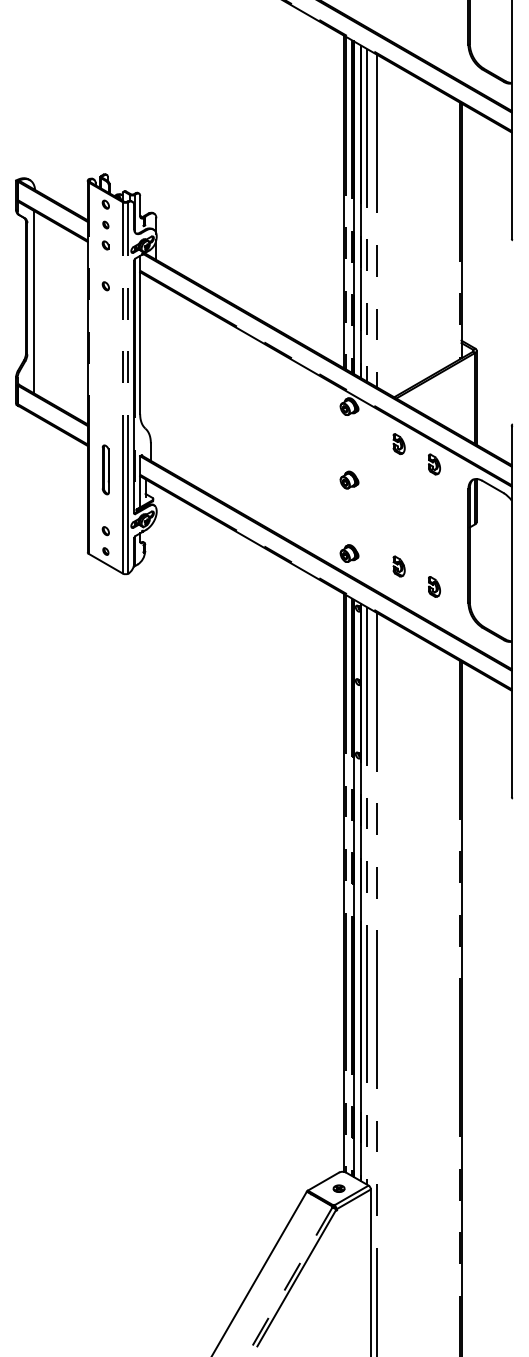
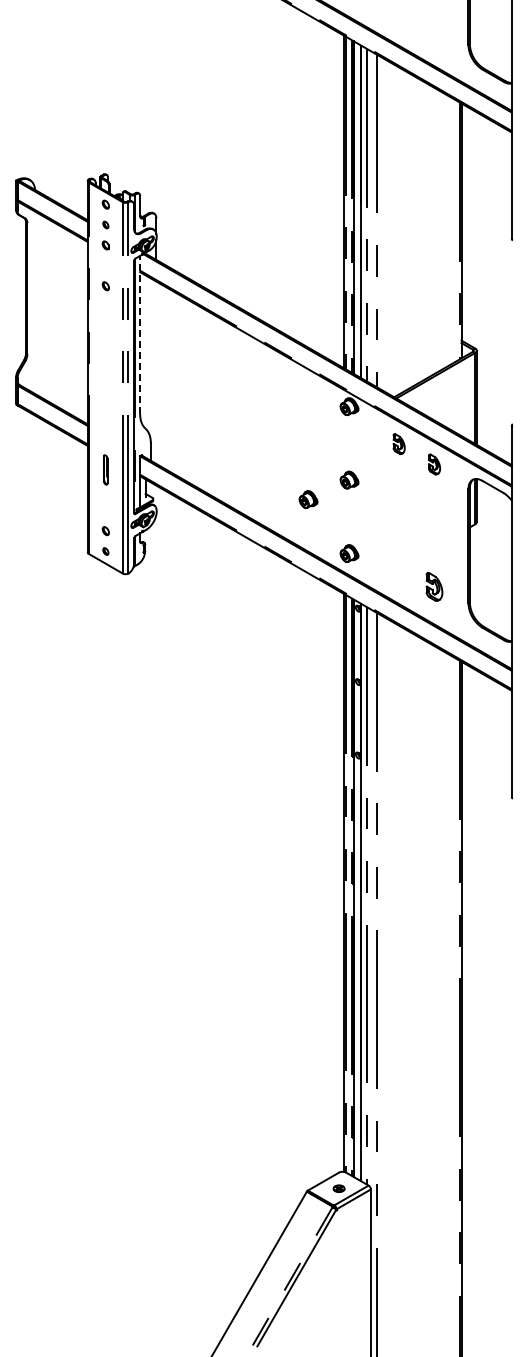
line: present -> none (33, 301)
line: solid -> dashed (140, 334)
part size: 9x52 px -> 6x32 px (105, 469)
part: none -> present (308, 499)
part: present -> none (398, 566)
part size: 13x22 px -> 19x30 px (434, 586)
